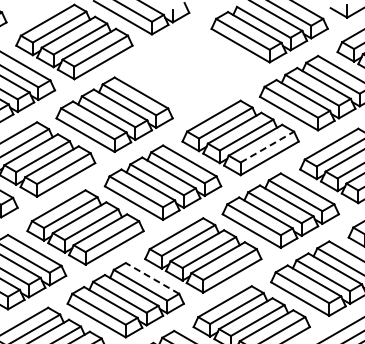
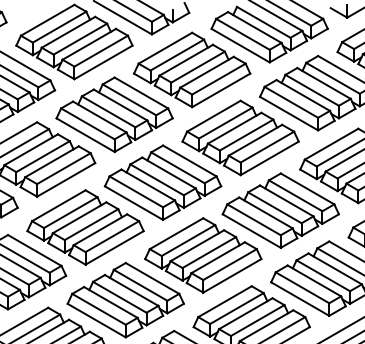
part: none -> present (192, 69)
line: dashed -> solid (267, 147)
line: dashed -> solid (152, 278)
